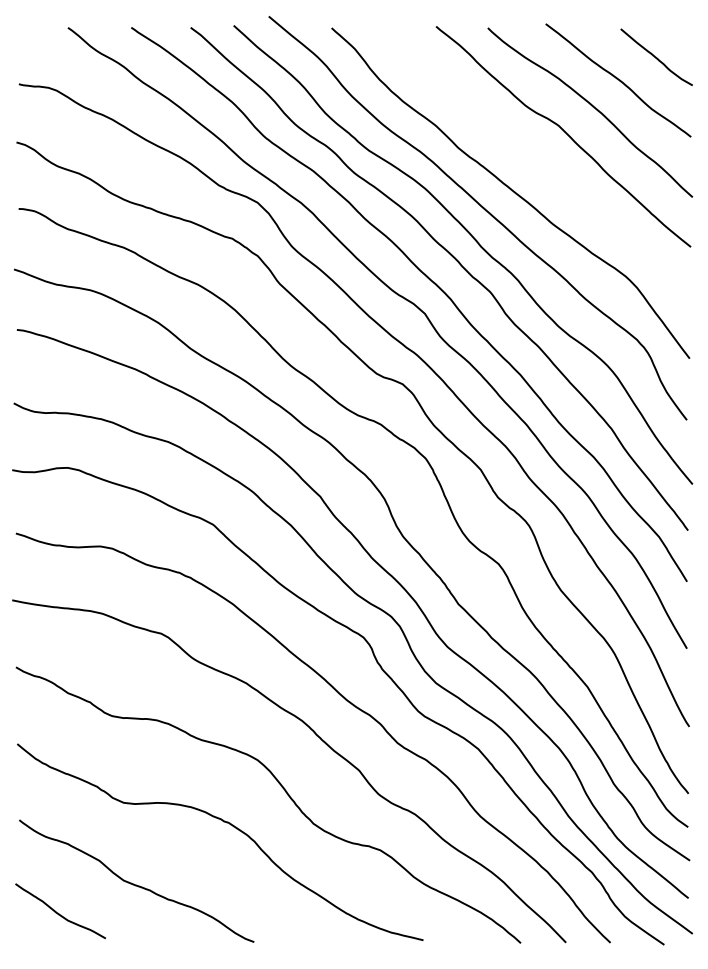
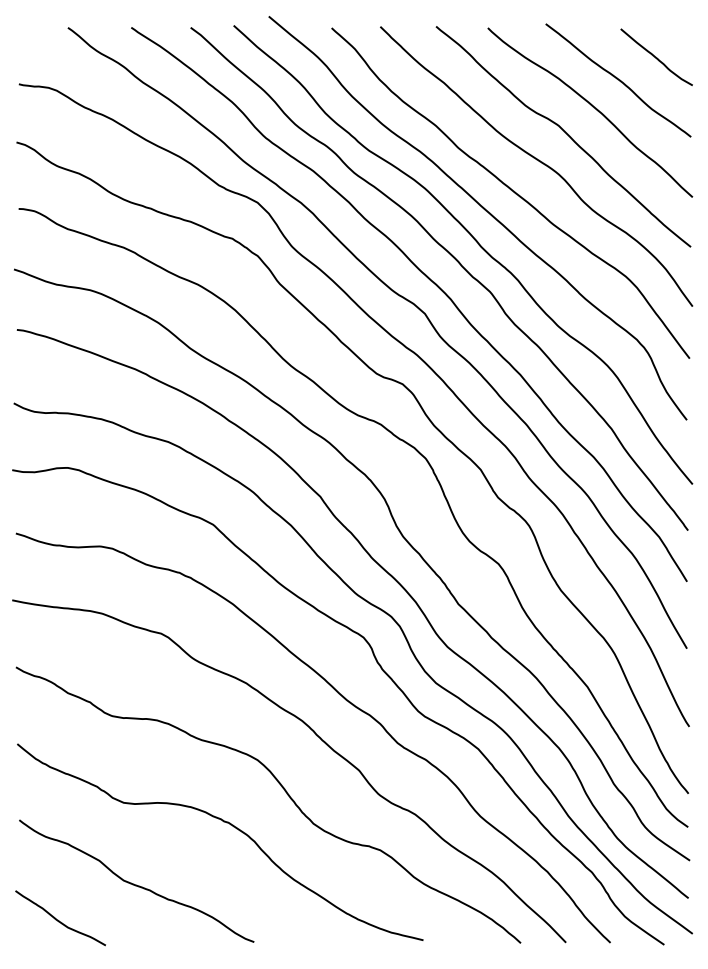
curve: none -> present (539, 162)
curve position: (59, 913) -> (59, 920) (59, 920)
